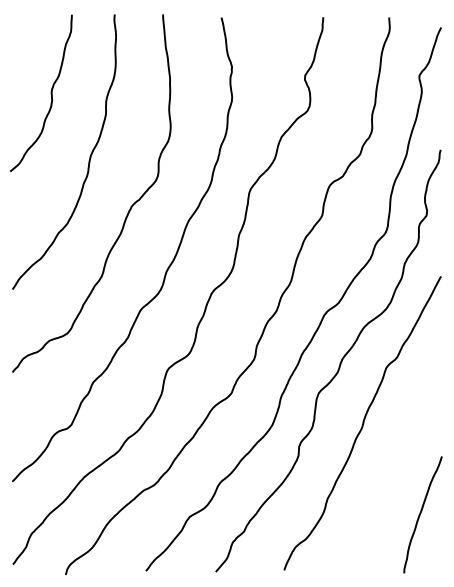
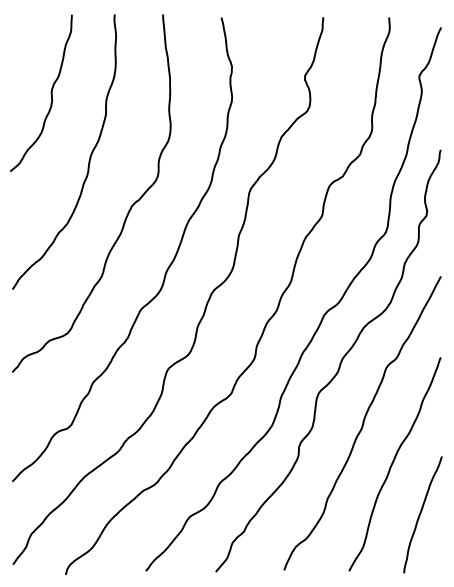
curve: none -> present (393, 463)
